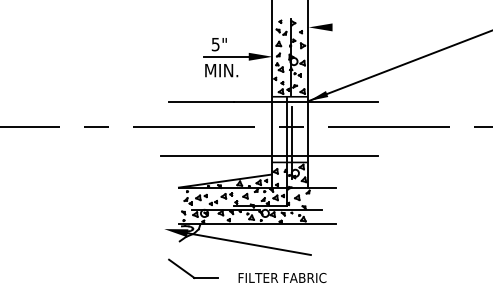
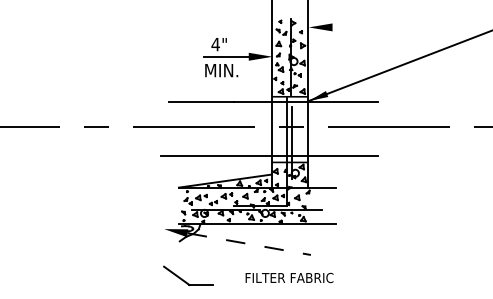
text: 5" -> 4" (215, 44)
line: solid -> dashed (249, 244)
part position: (191, 274) -> (186, 281) (186, 281)
text position: (282, 277) -> (289, 277) (289, 277)
